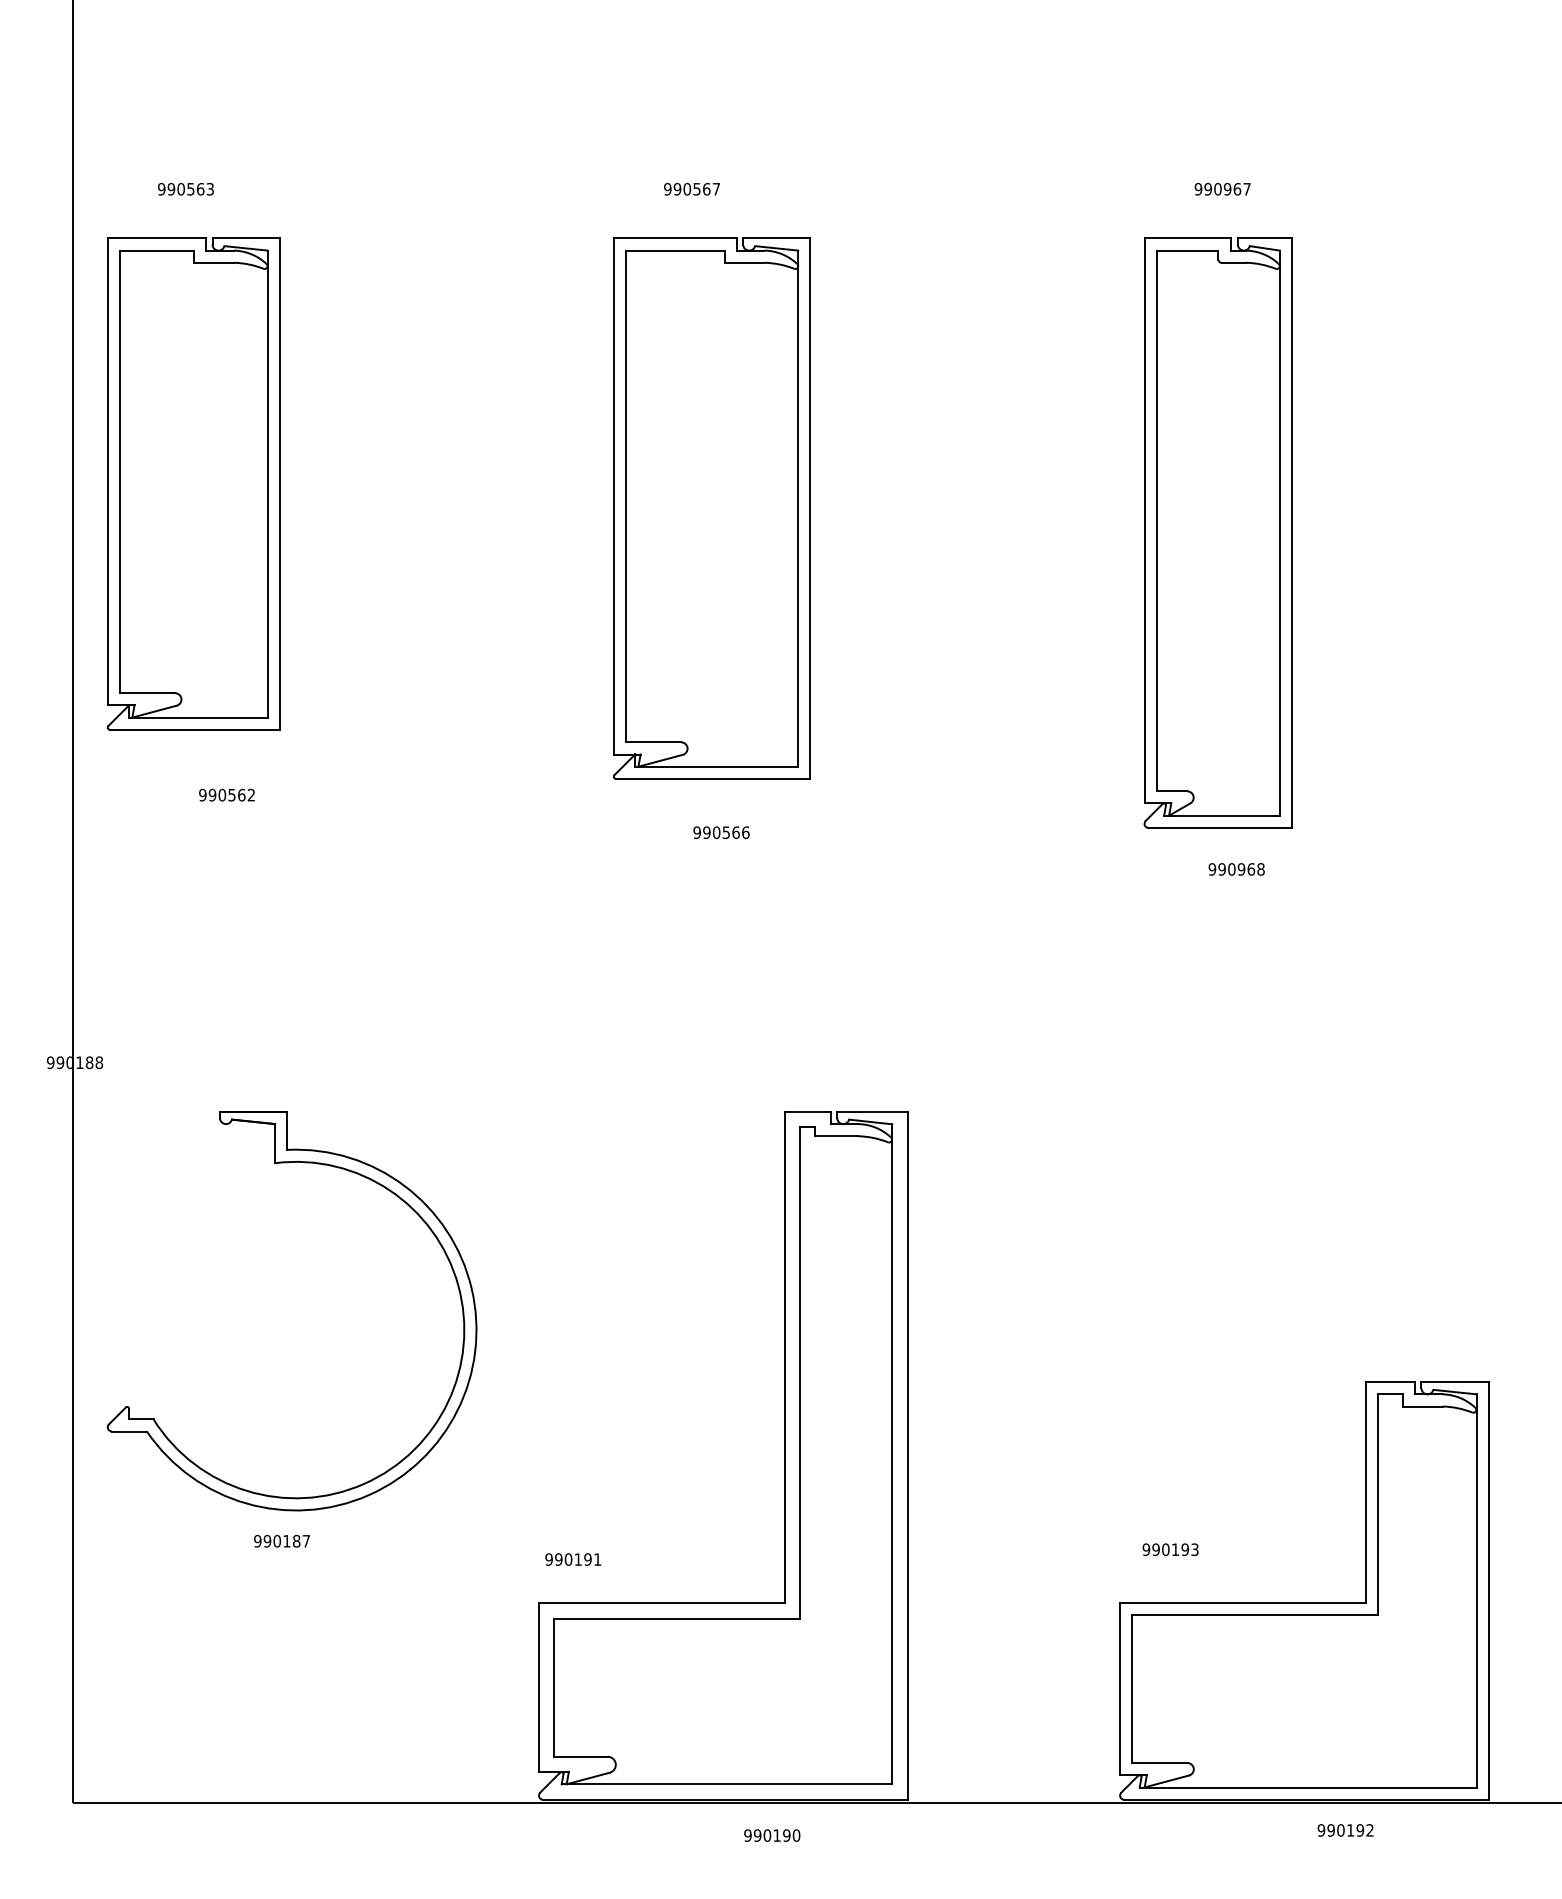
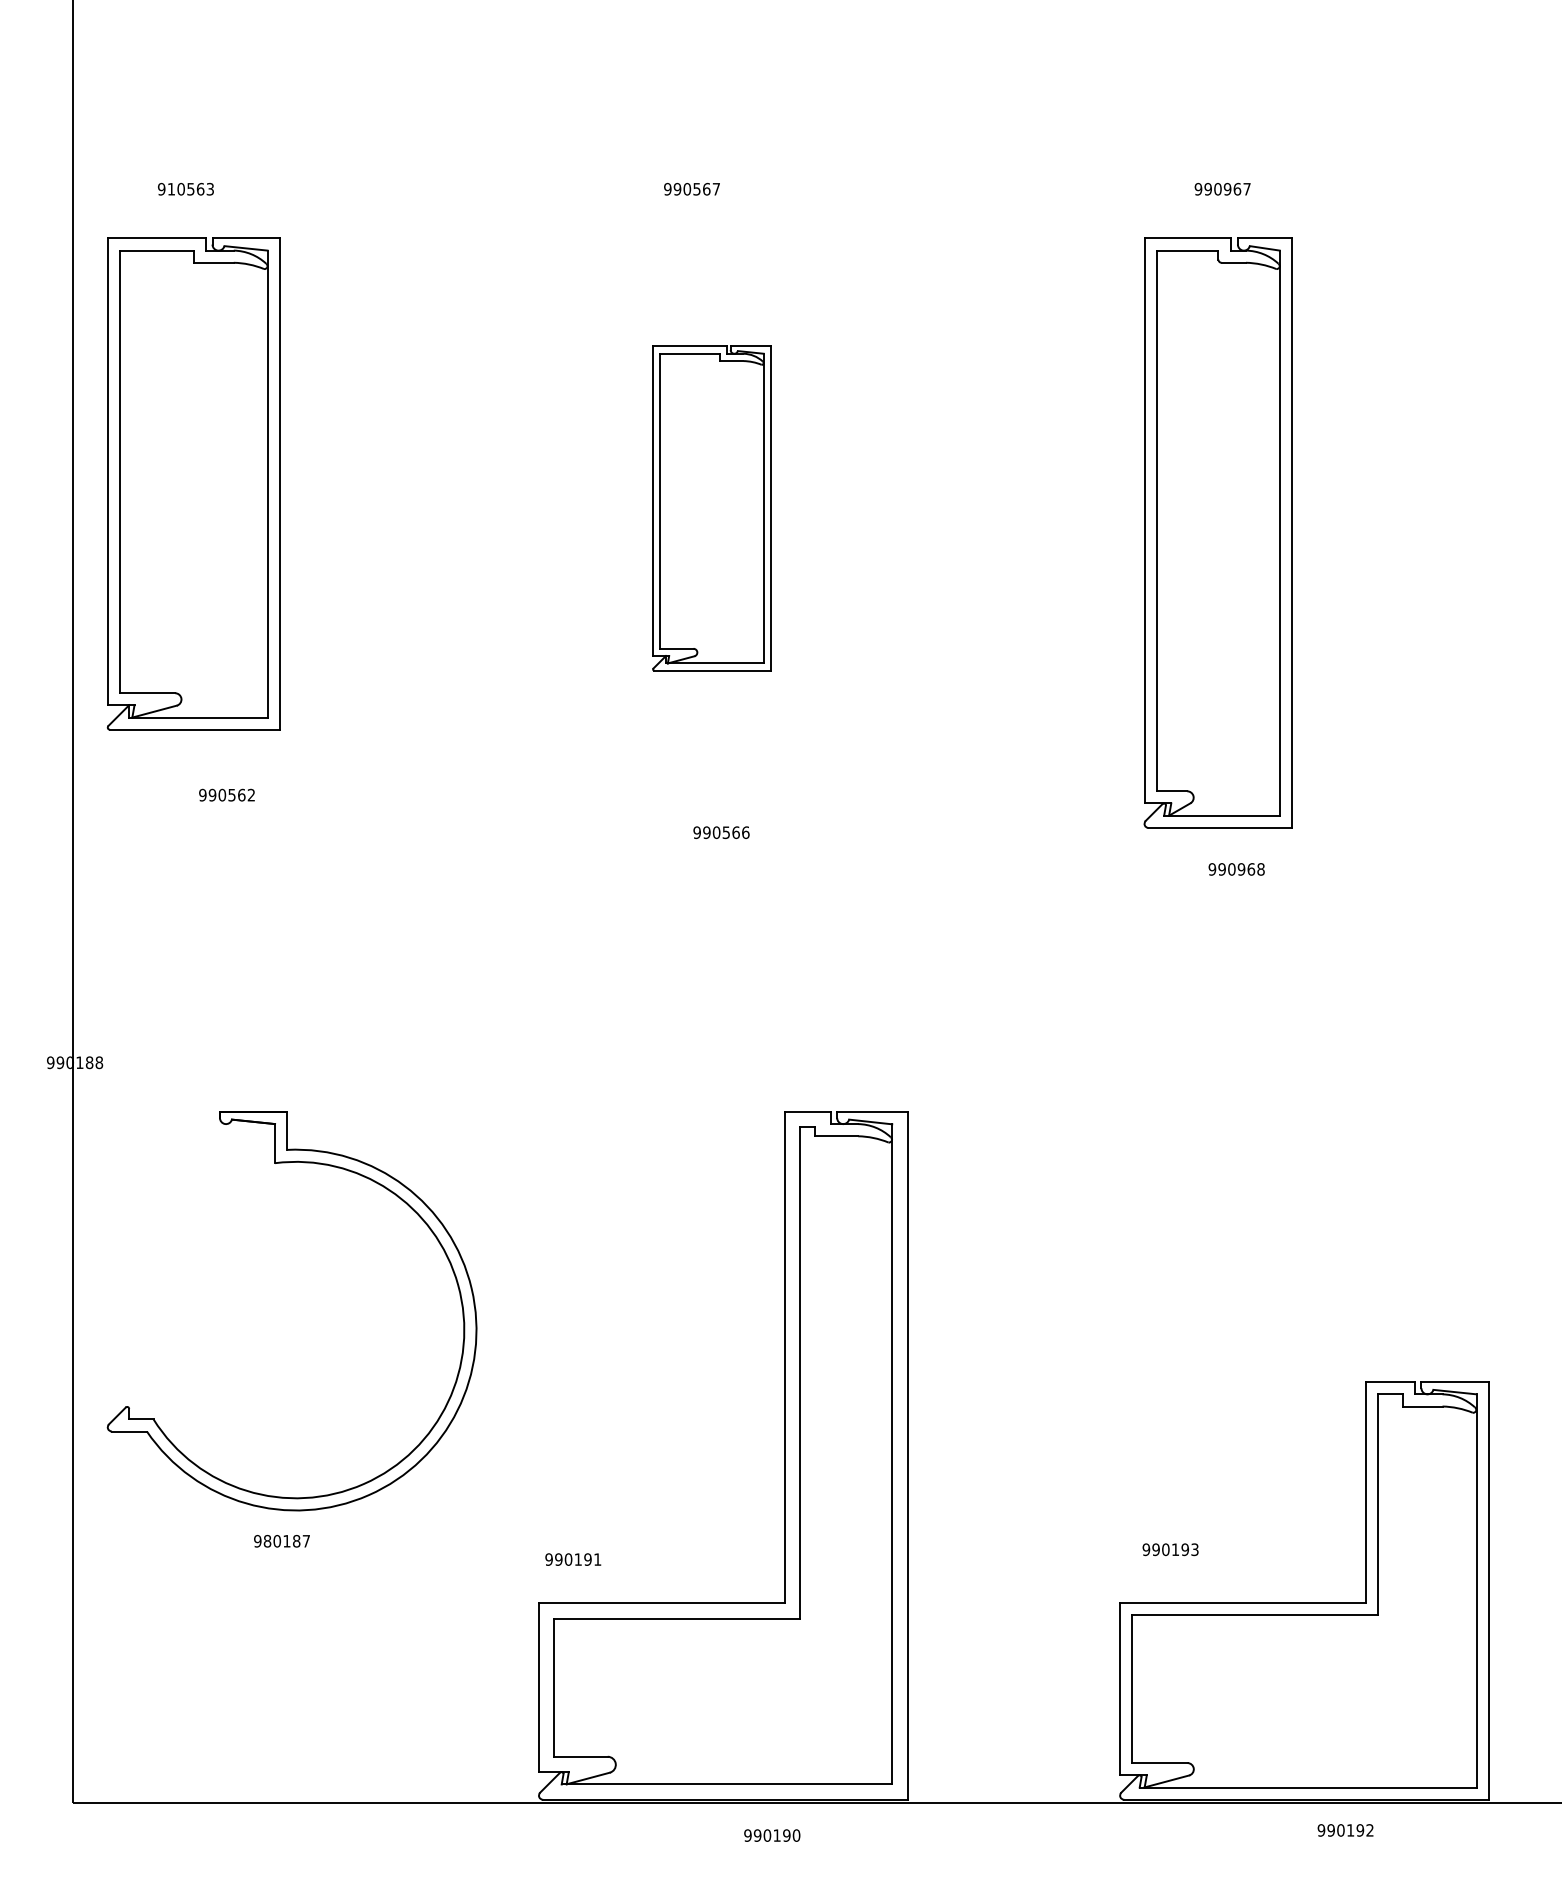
text: 990563 -> 910563 (171, 188)
part size: 198x543 px -> 120x327 px (711, 508)
text: 990187 -> 980187 (267, 1541)
